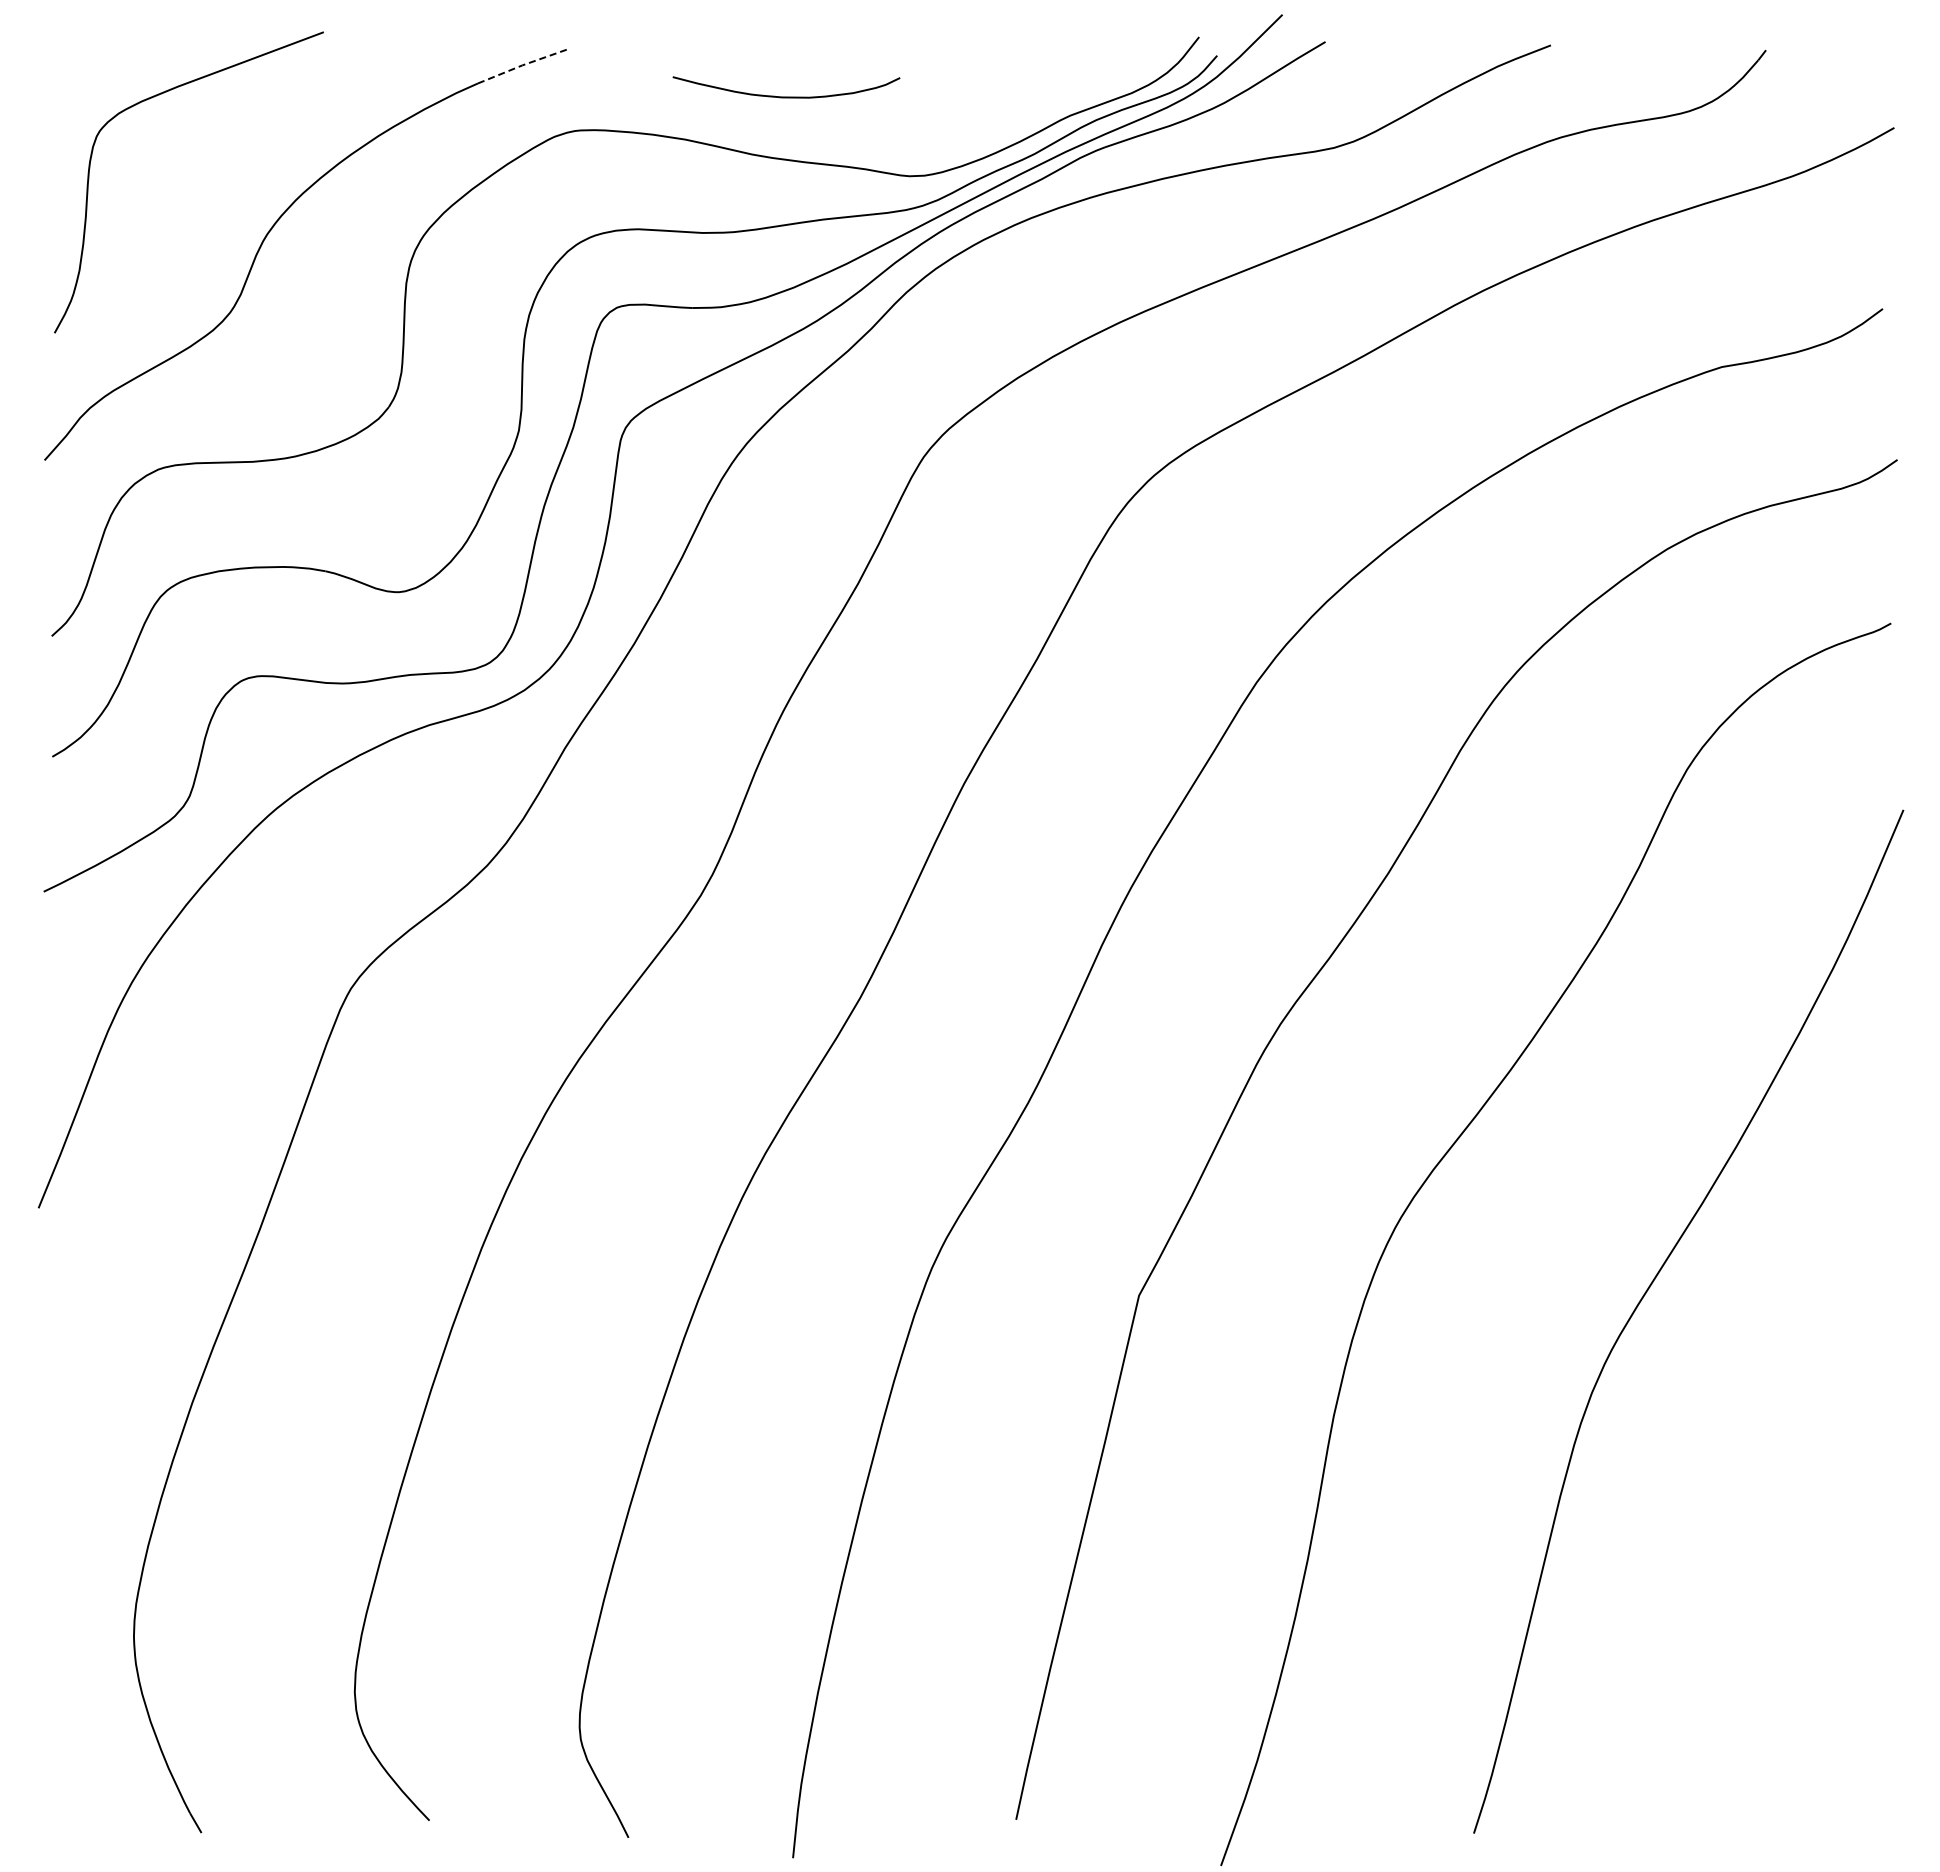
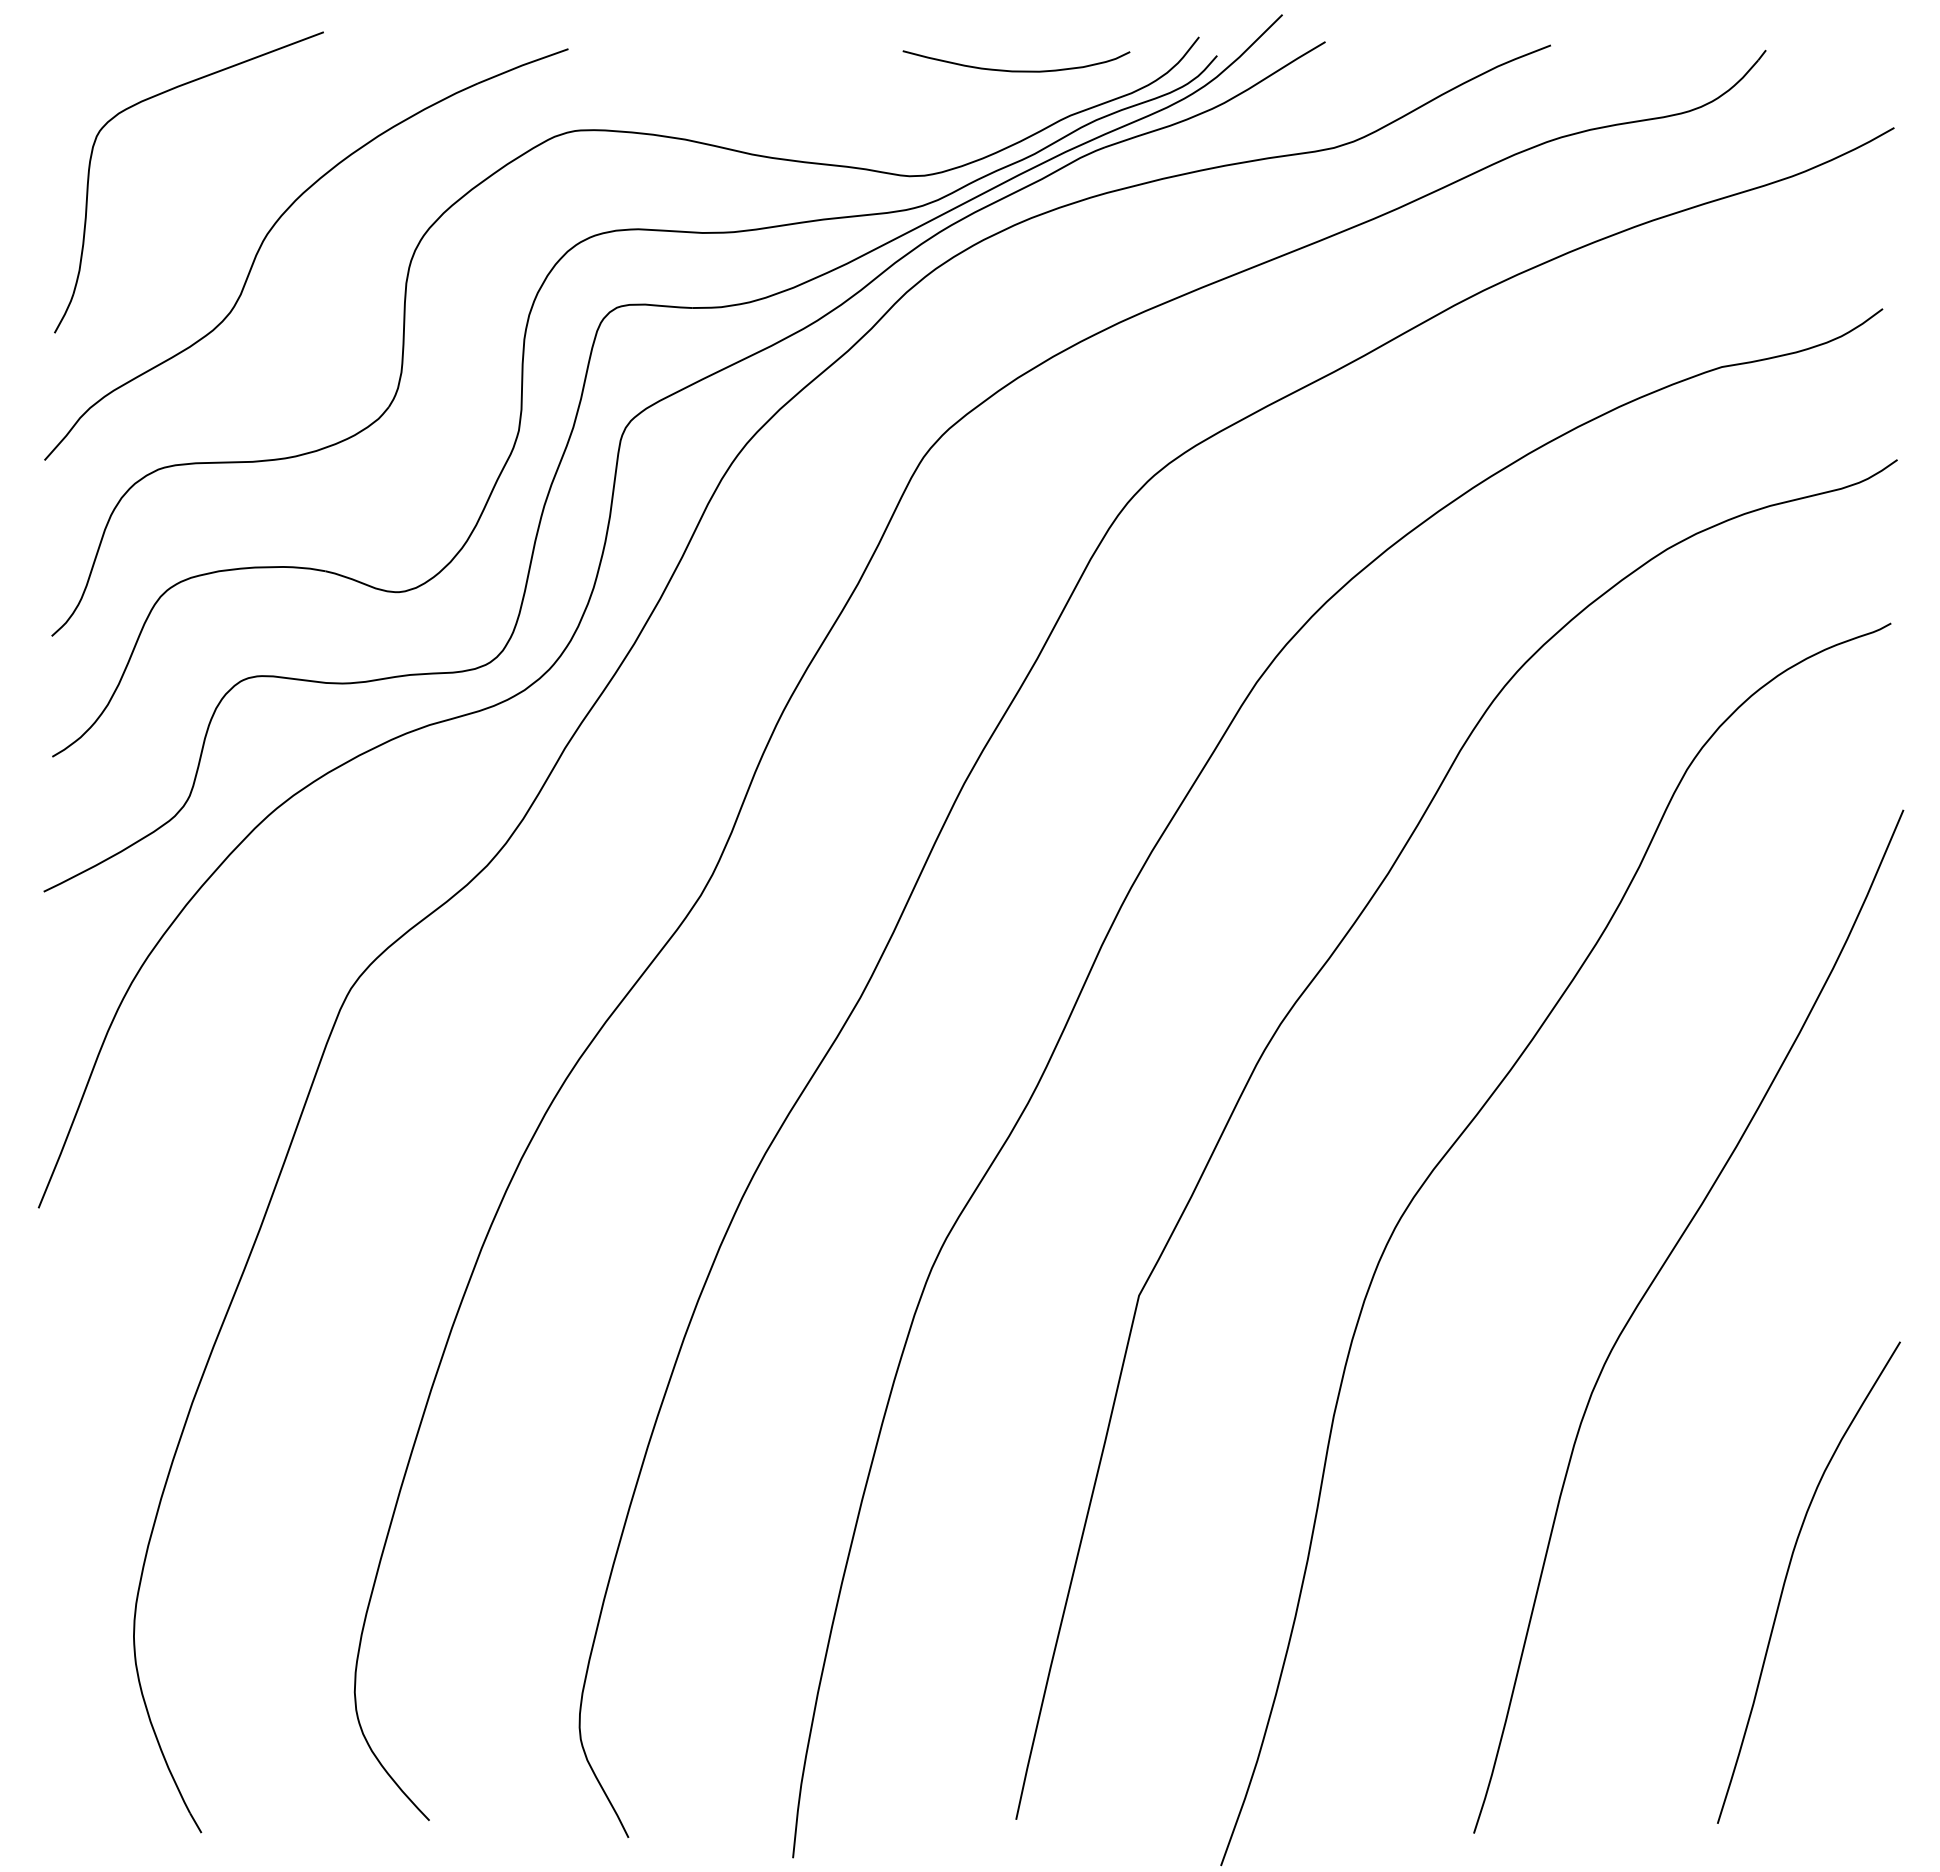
line: dashed -> solid (522, 65)
curve position: (786, 96) -> (1016, 70) (1016, 70)
curve: none -> present (1787, 1576)
